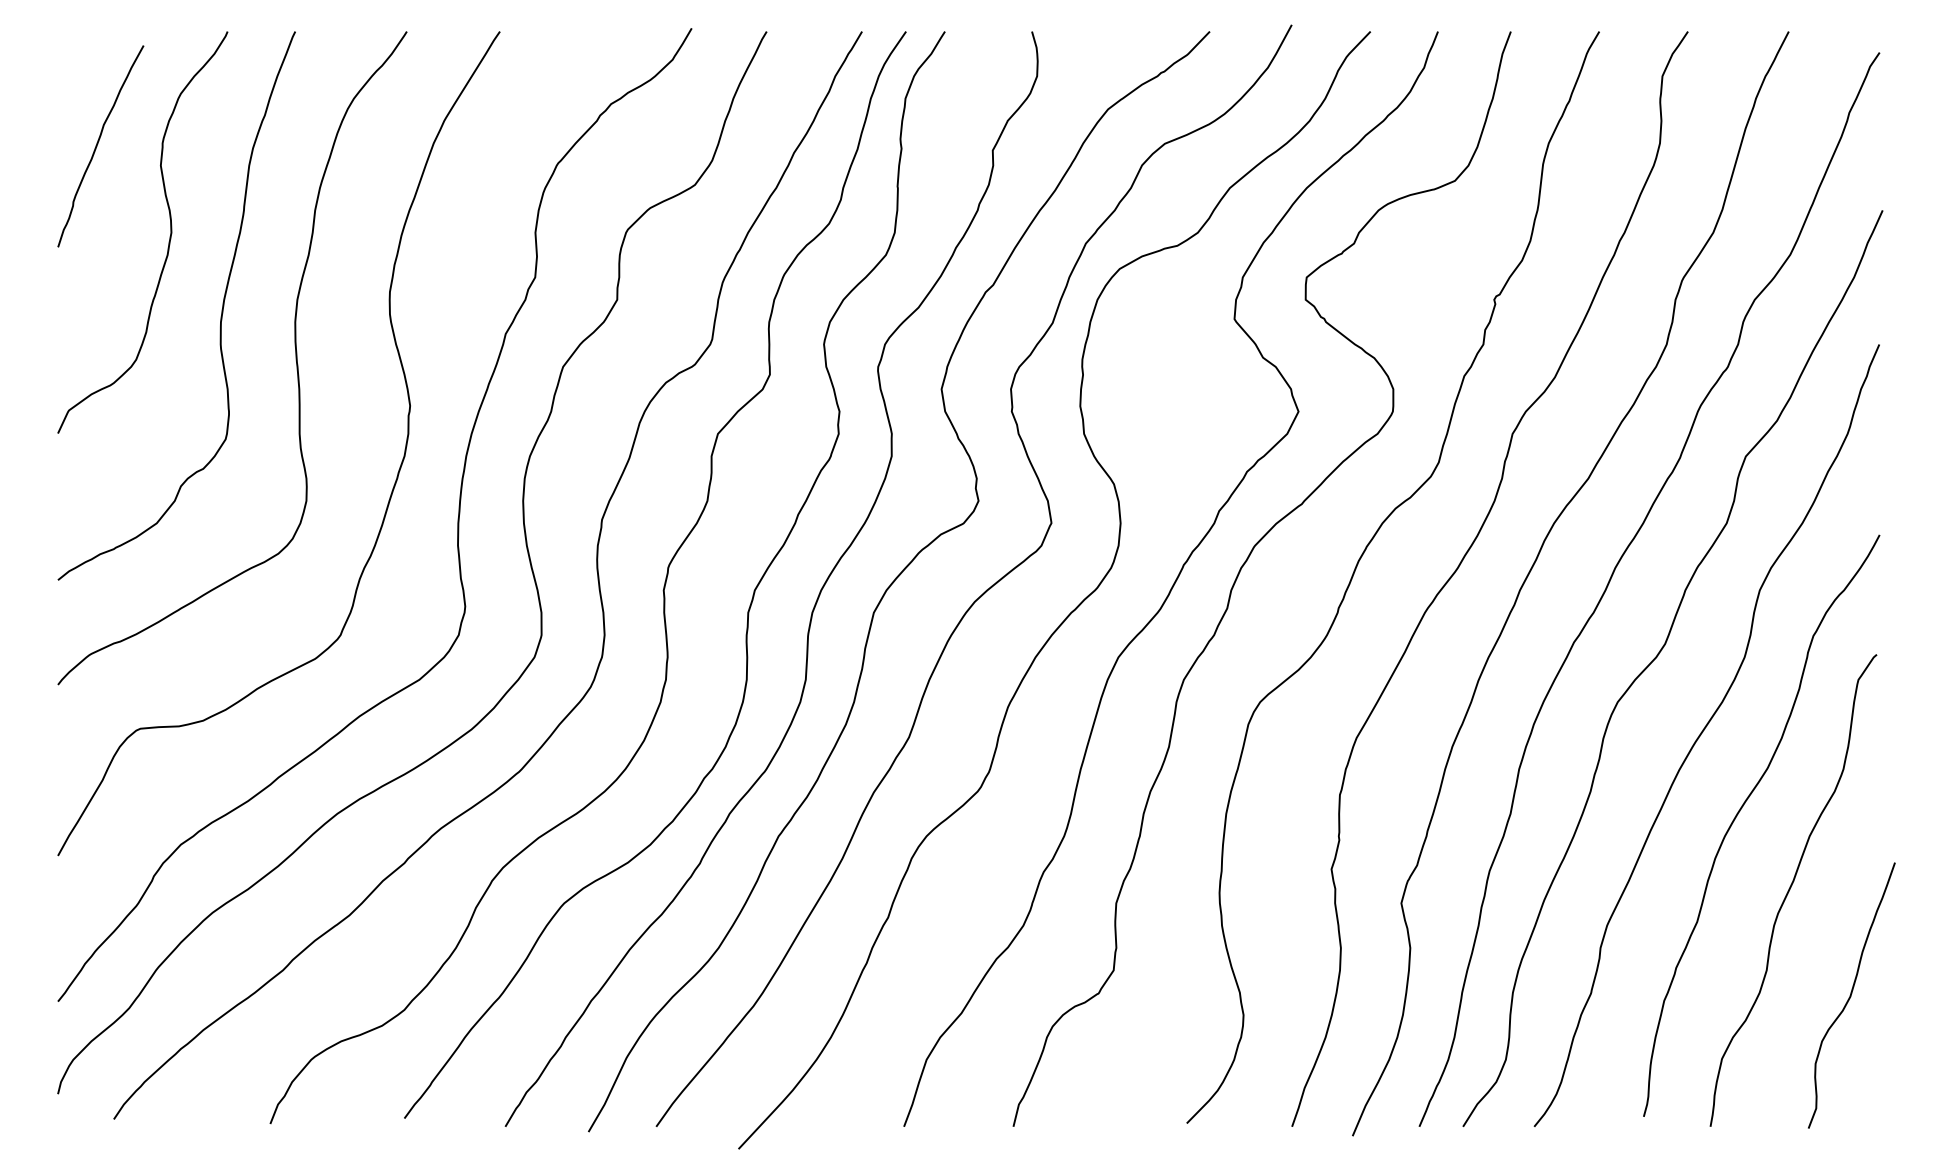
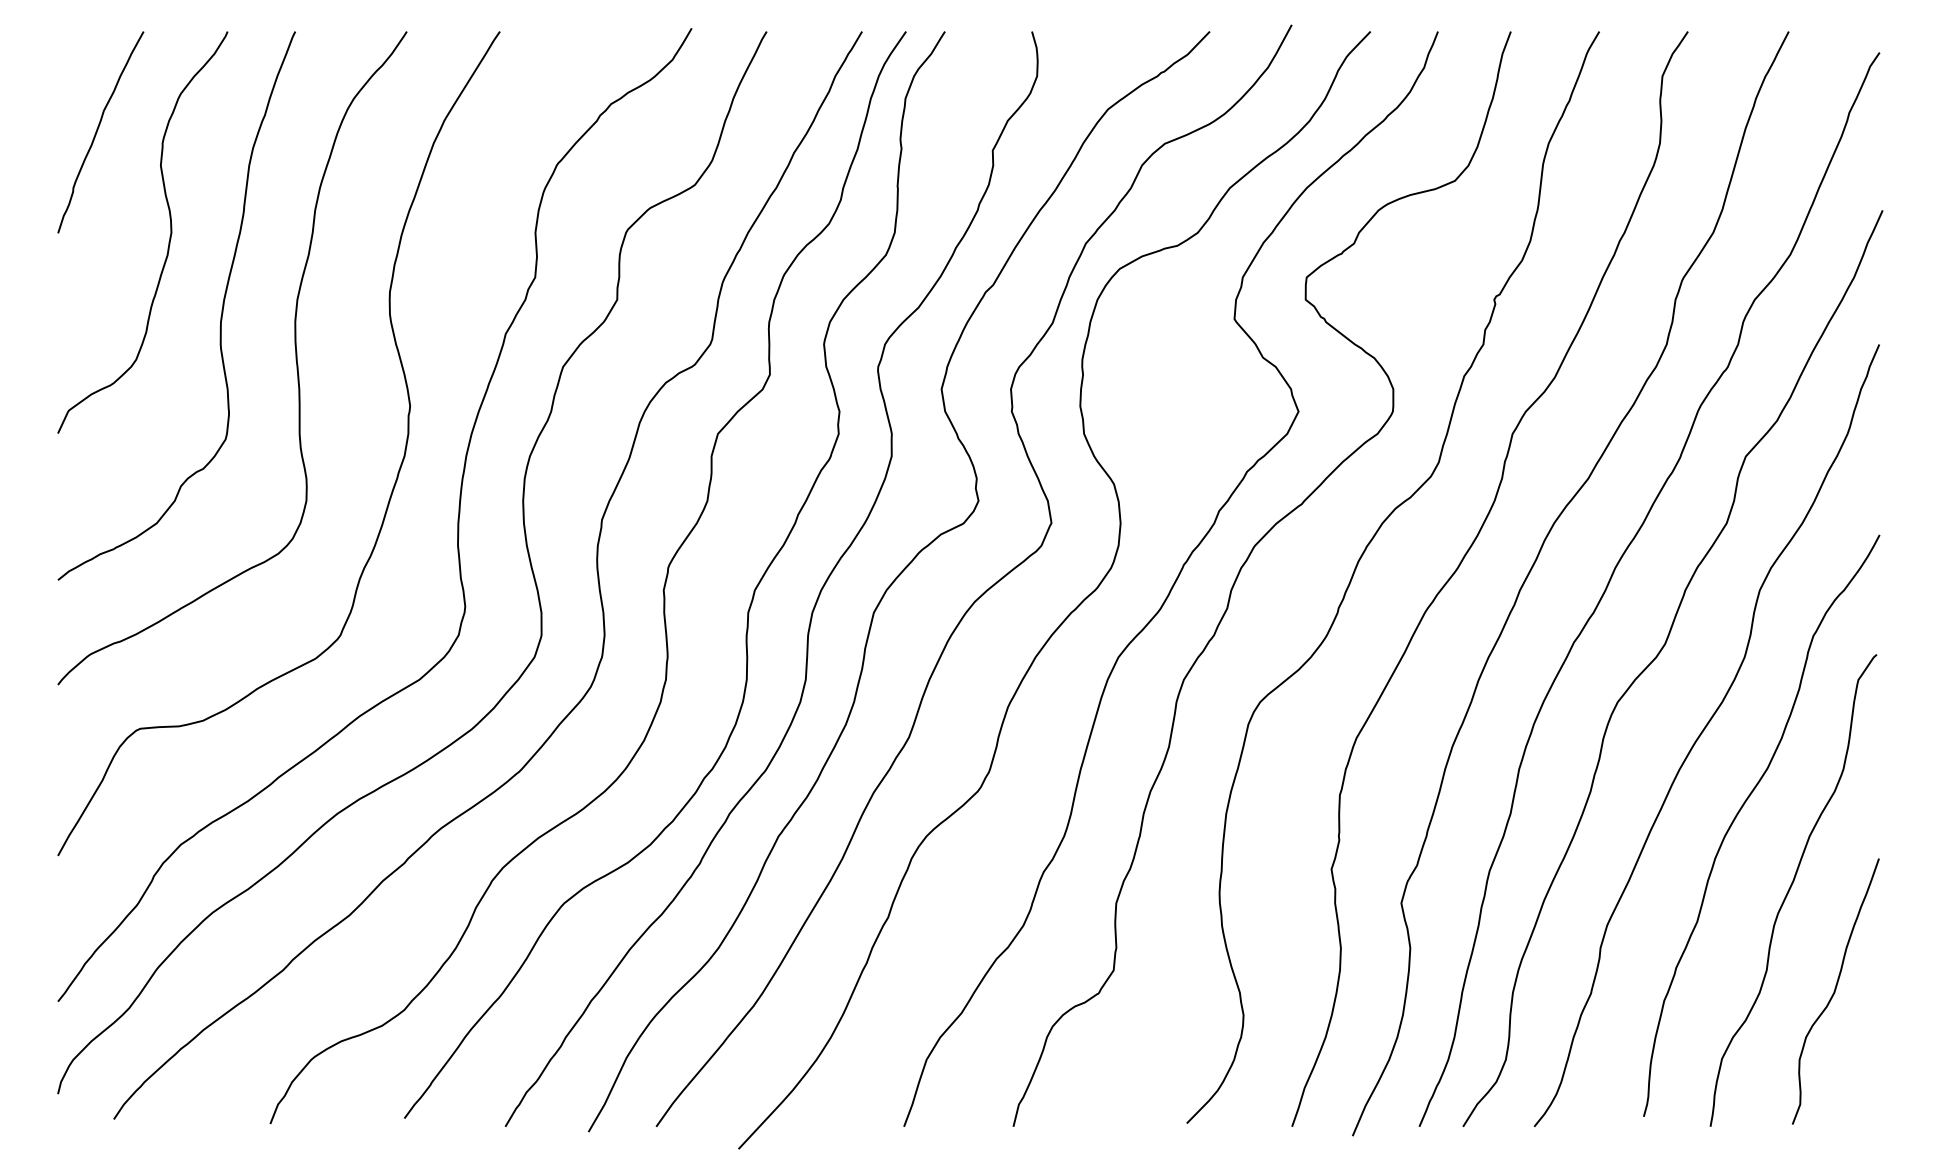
curve position: (98, 144) -> (98, 130) (98, 130)
curve position: (1851, 995) -> (1835, 991) (1835, 991)
